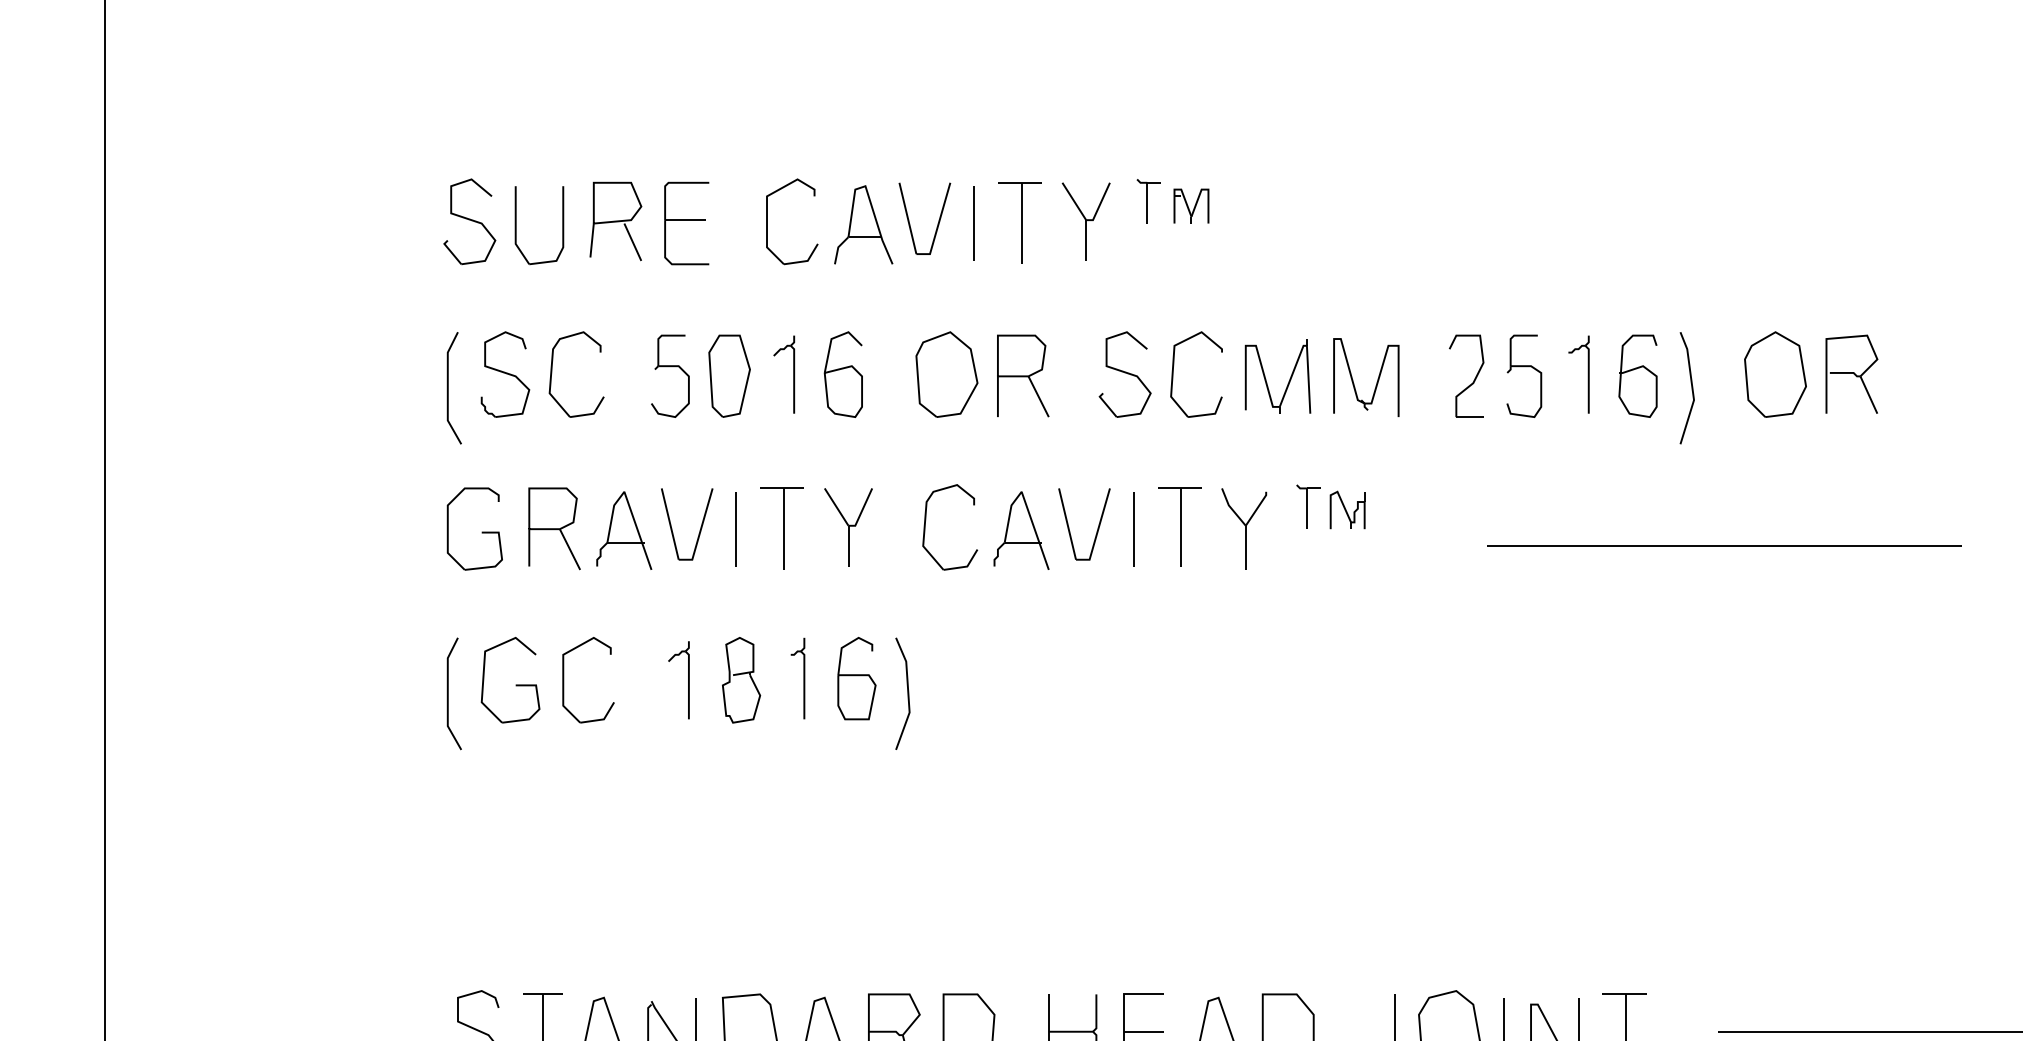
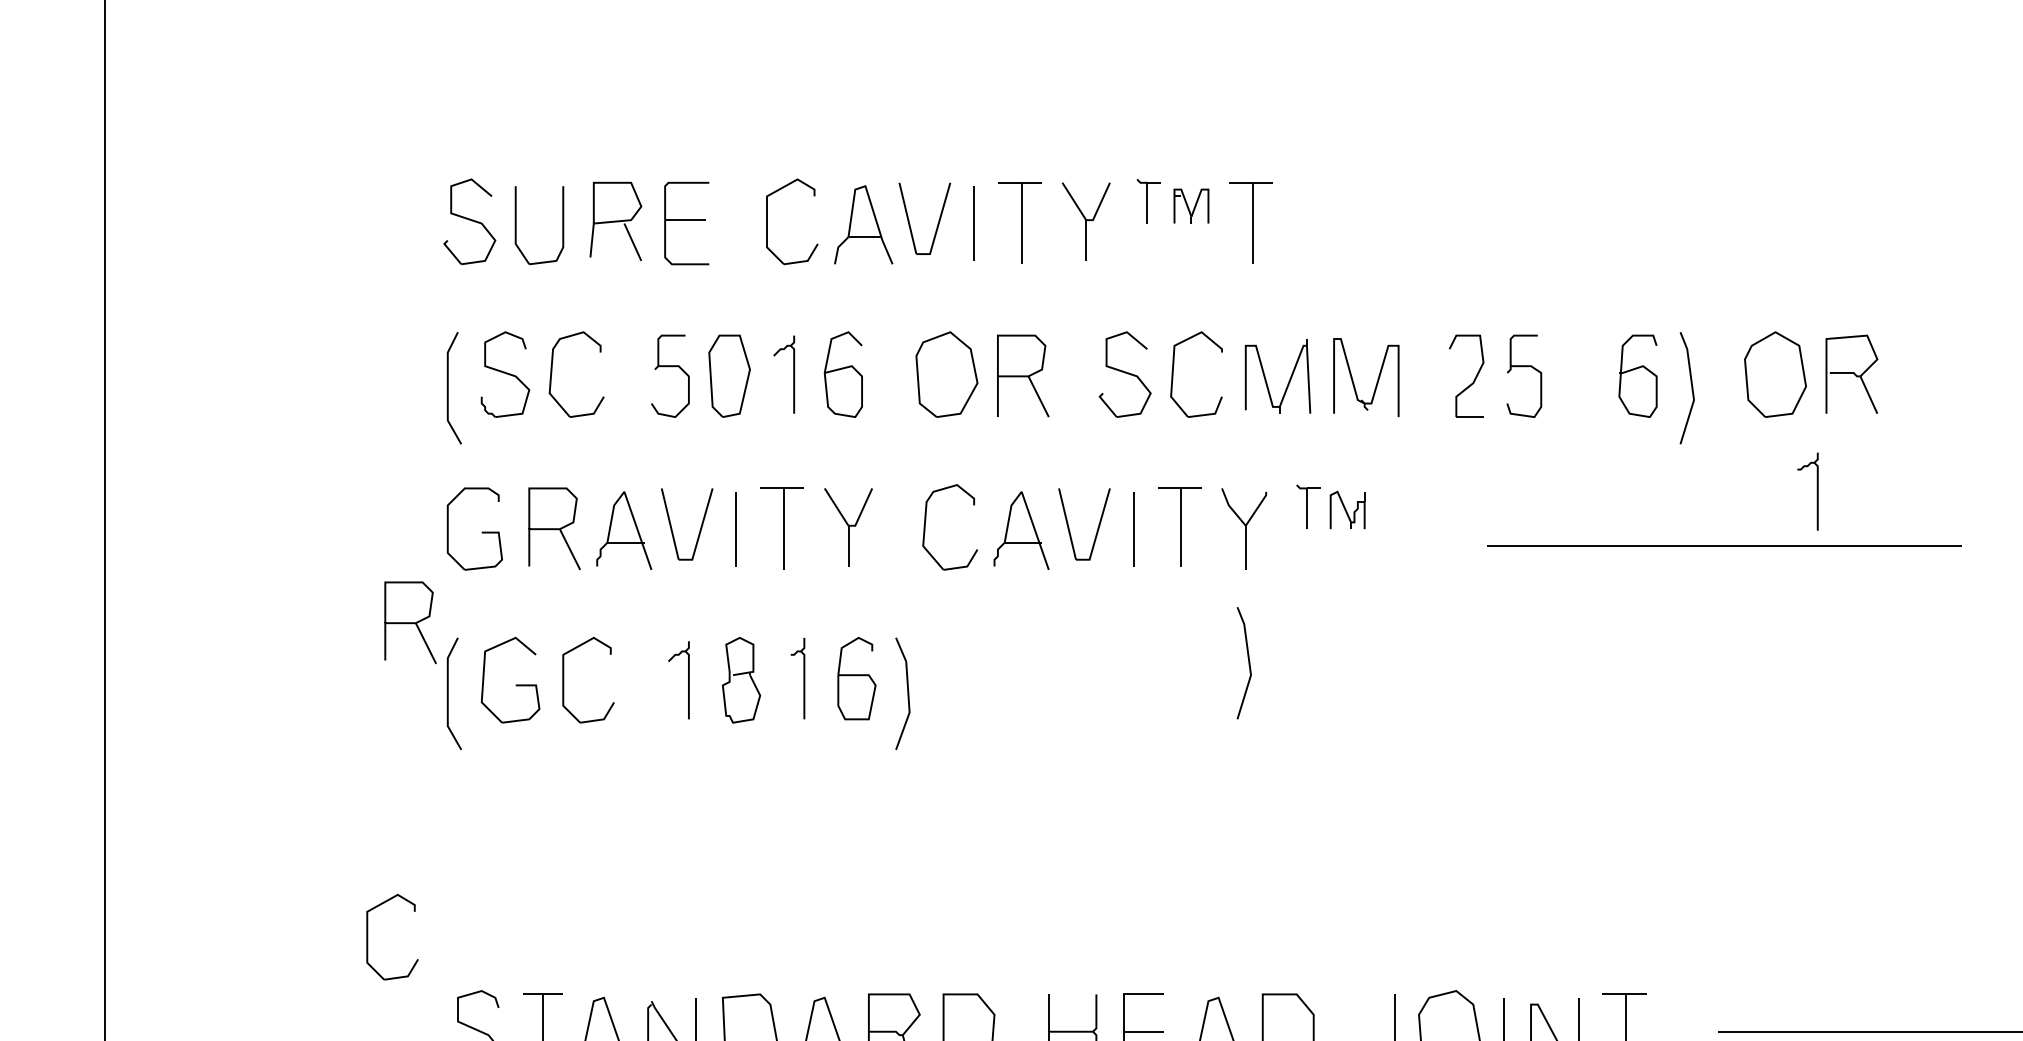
part: none -> present (1250, 222)
part position: (1587, 374) -> (1816, 491) (1816, 491)
part: none -> present (410, 622)
line: none -> present (1248, 663)
part: none -> present (368, 937)
